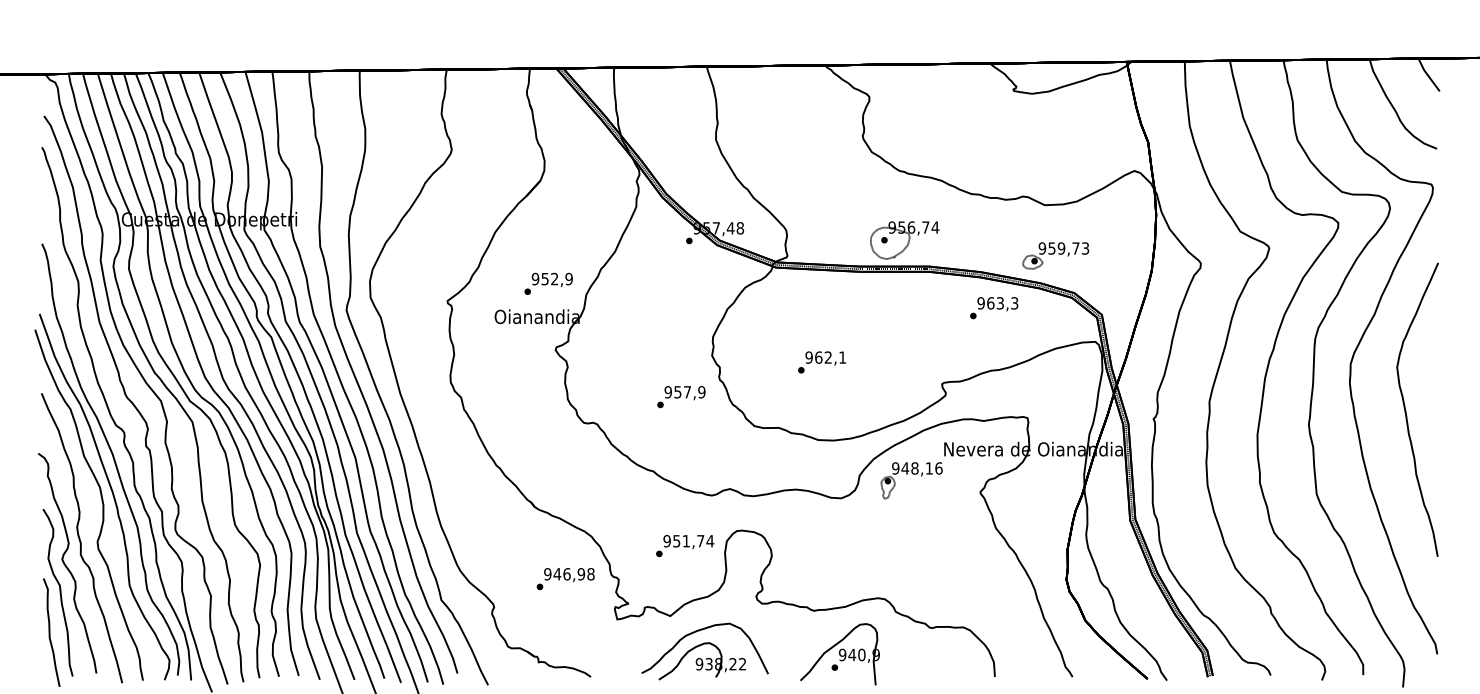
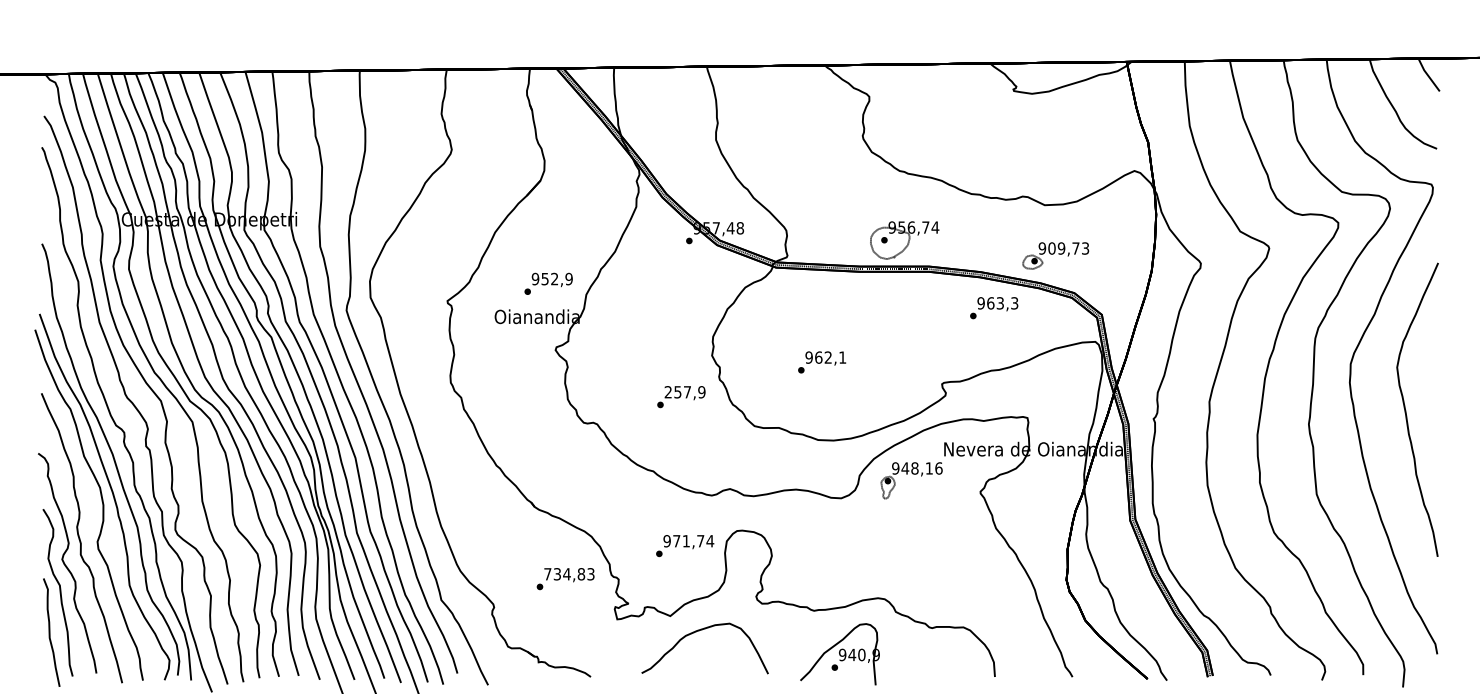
text: 959,73 -> 909,73 (1051, 248)
text: 957,9 -> 257,9 (667, 392)
text: 951,74 -> 971,74 (676, 541)
text: 946,98 -> 734,83 (569, 574)
part: present -> none (701, 661)
